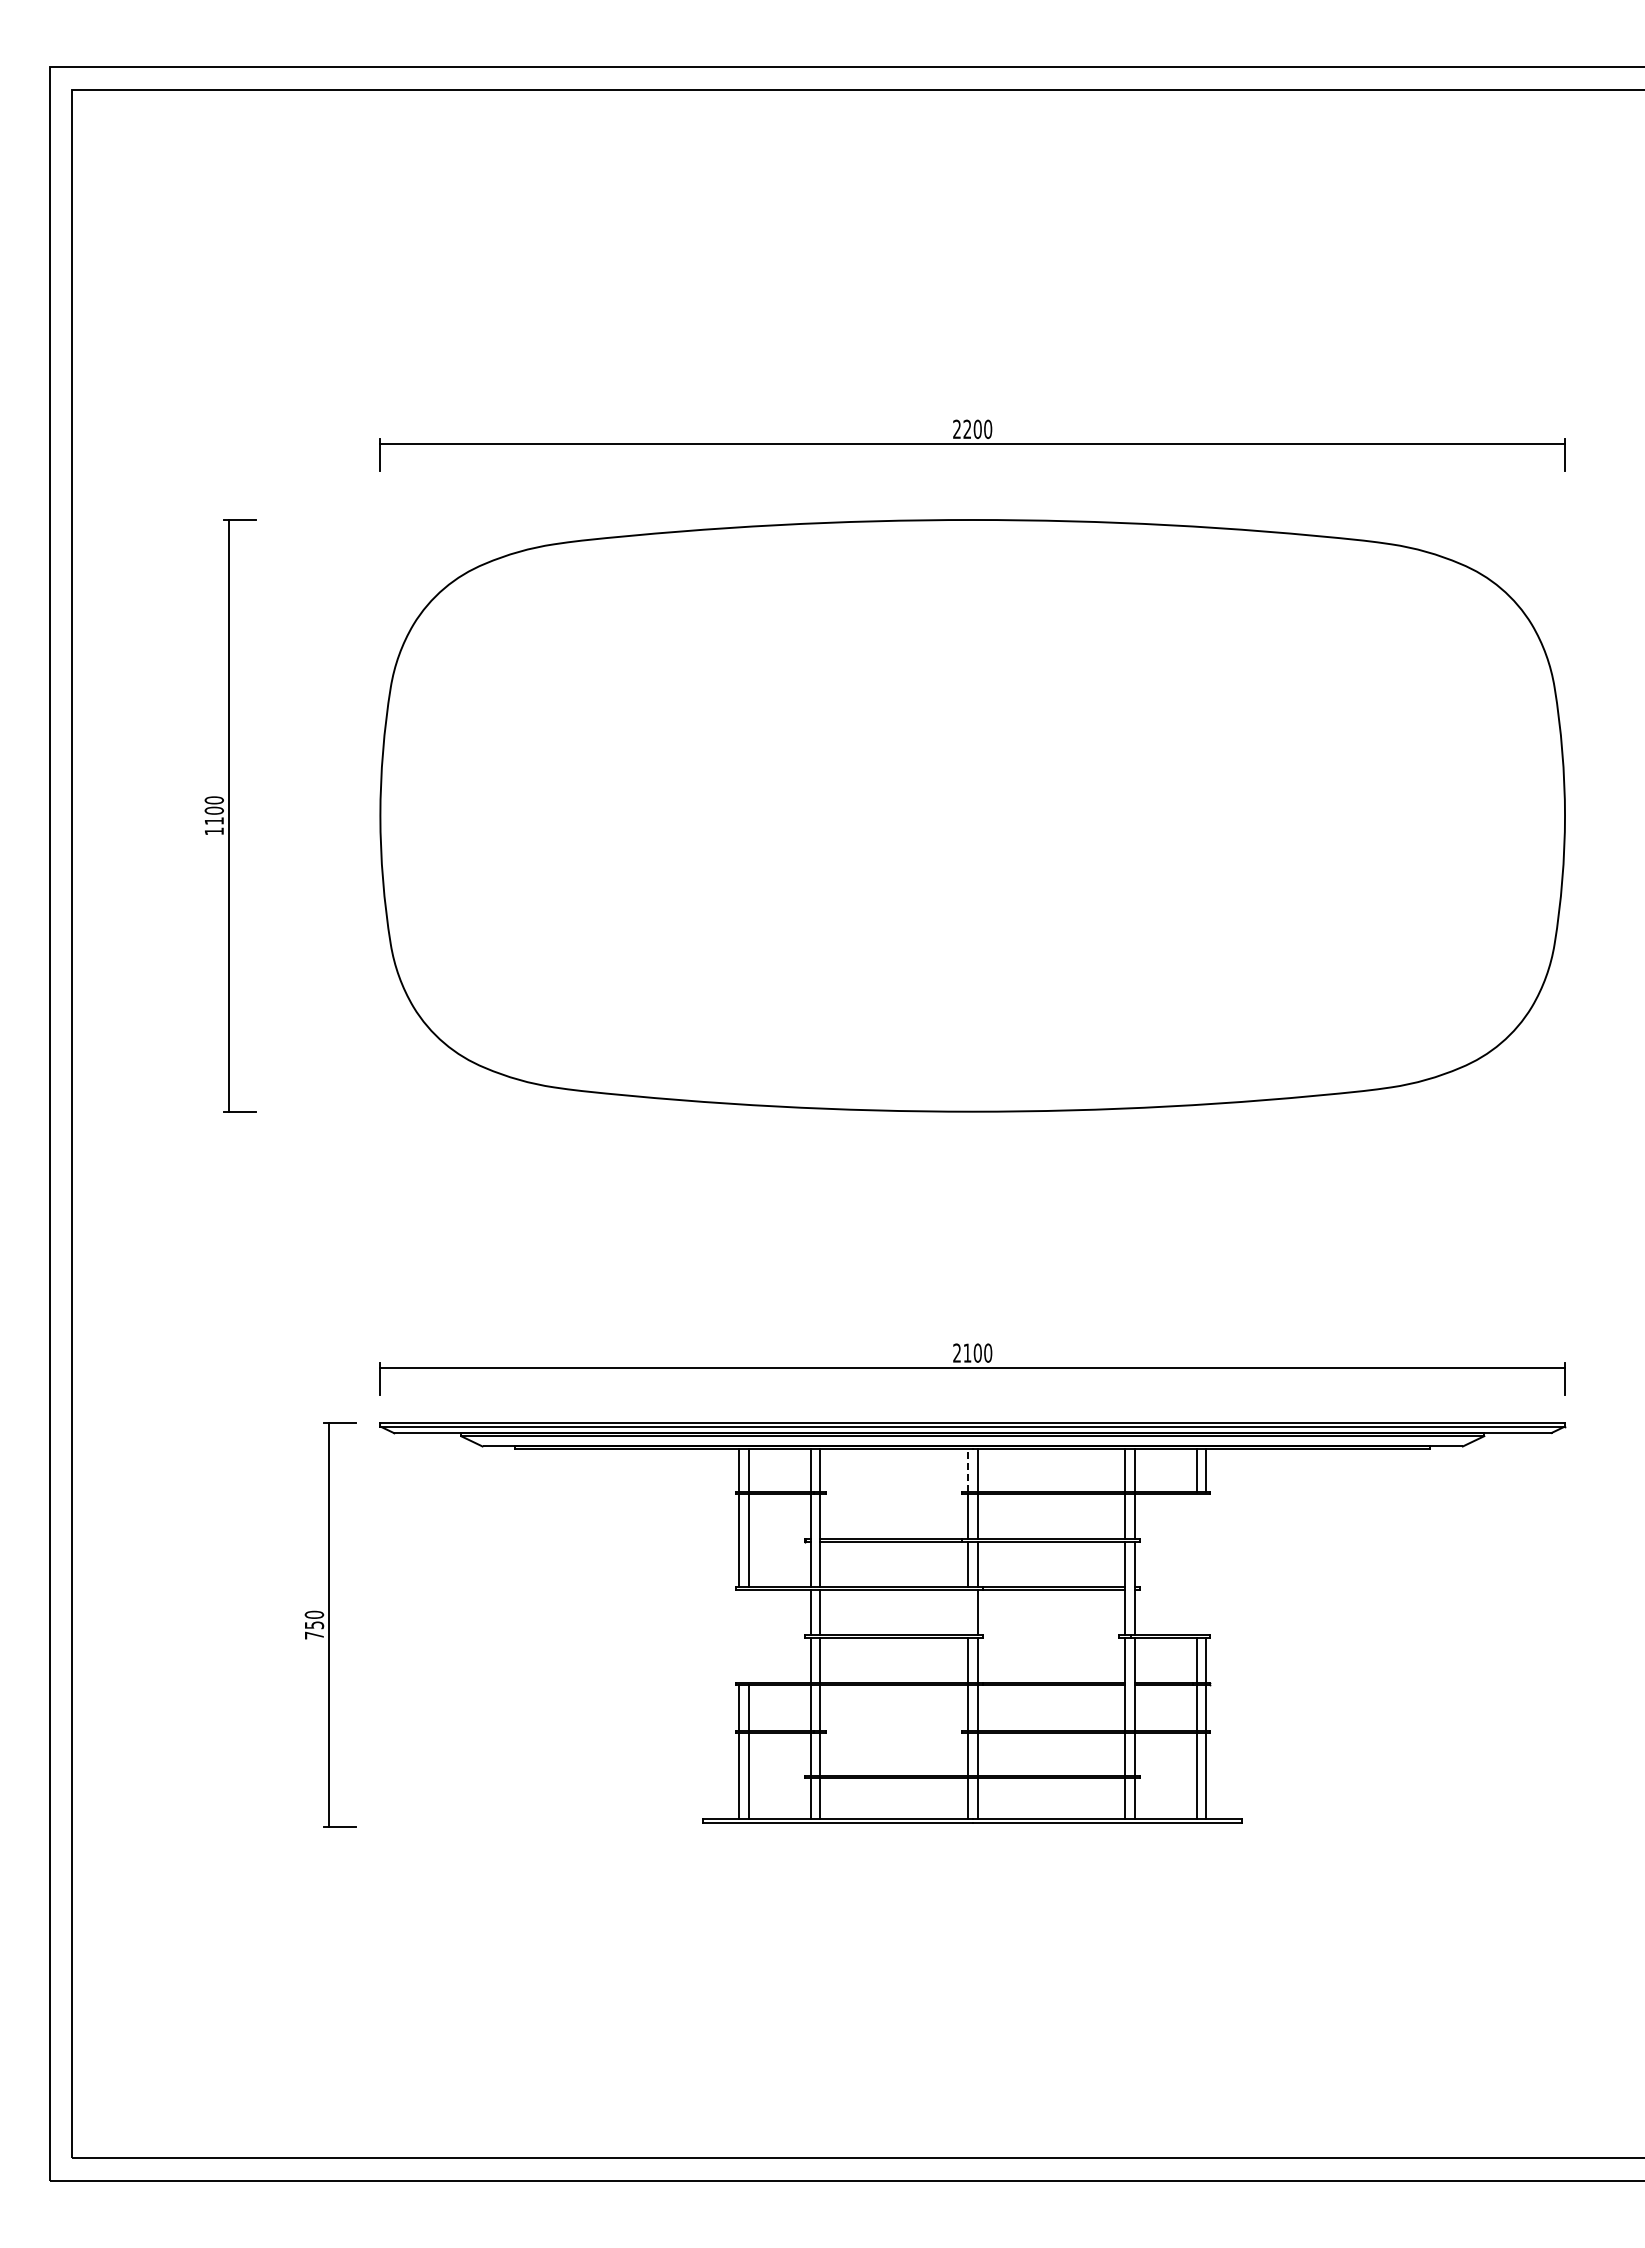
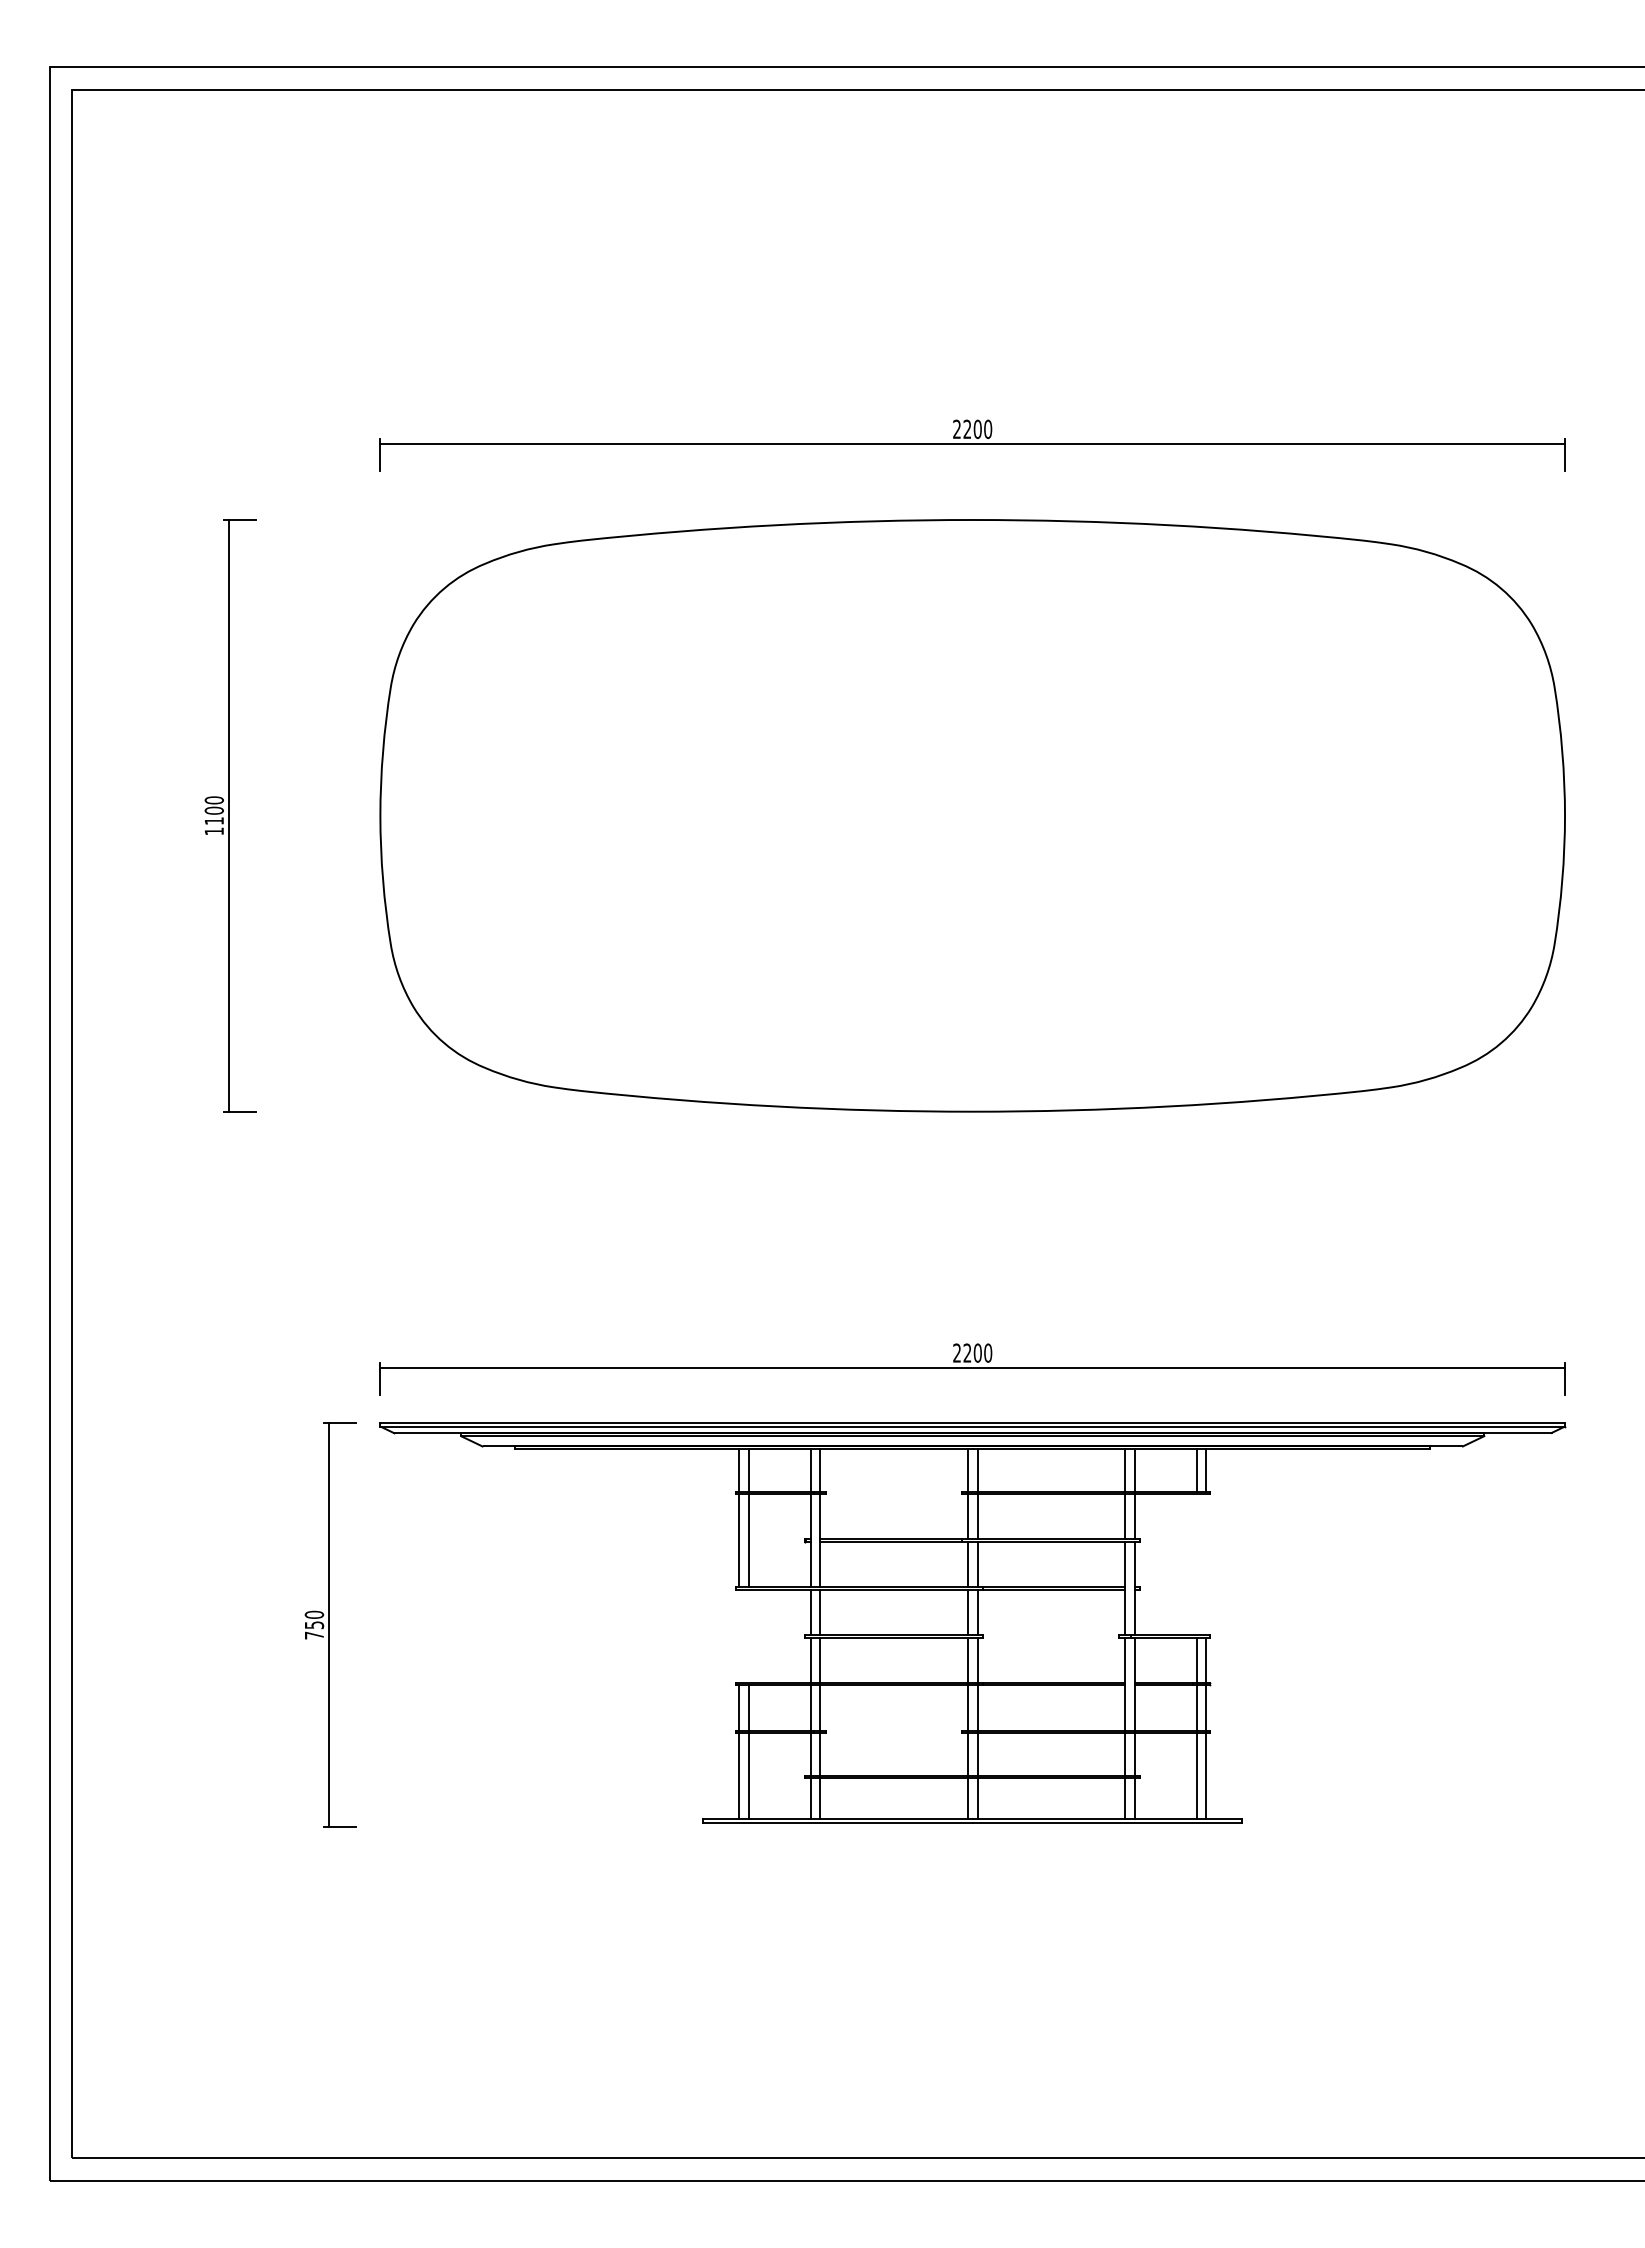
text: 2100 -> 2200 (967, 1352)
line: dashed -> solid (967, 1469)
line: none -> present (967, 1611)
